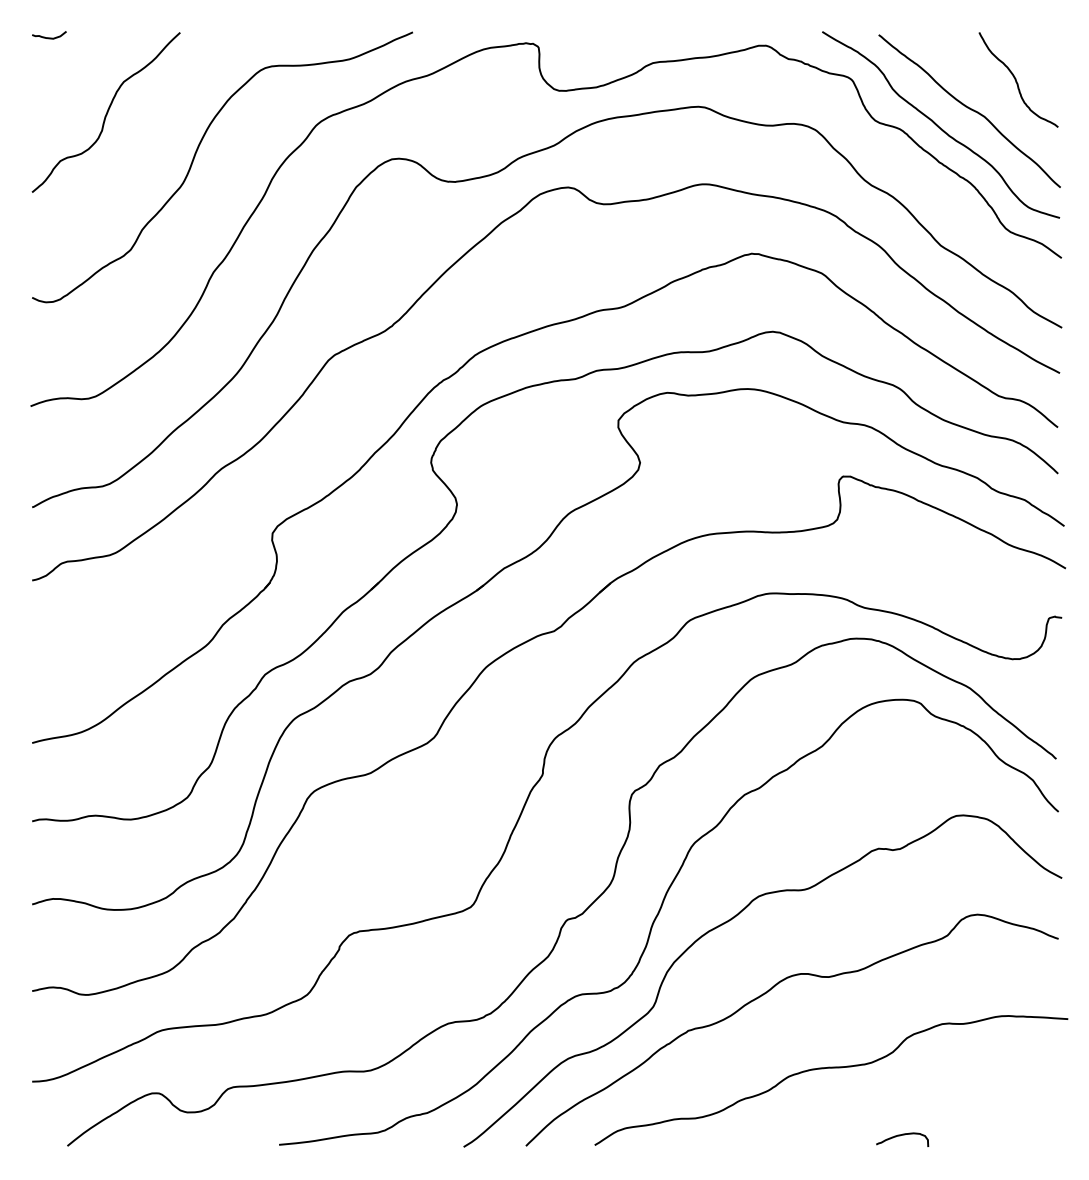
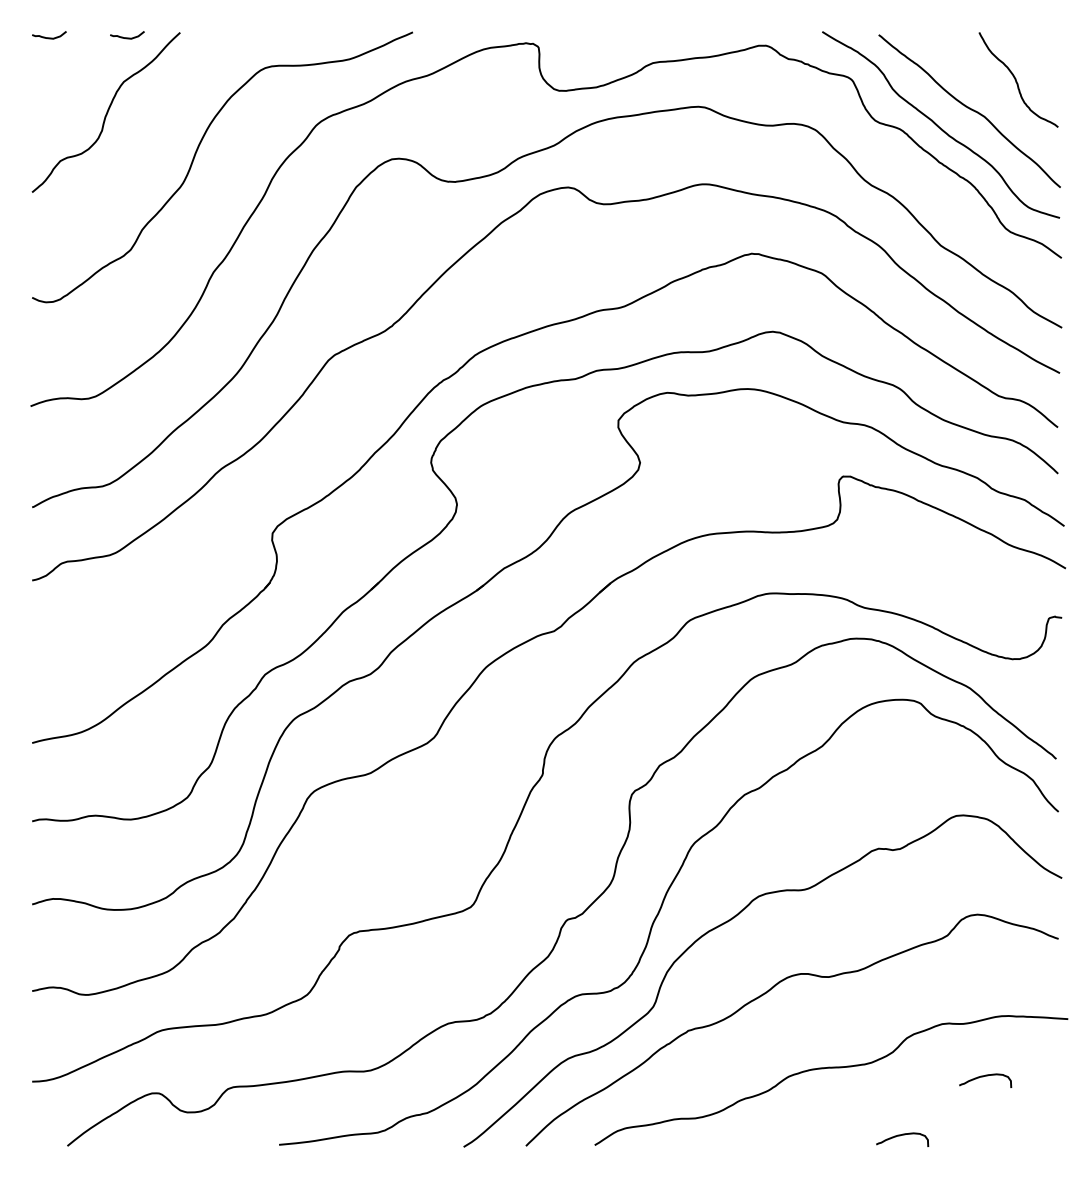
curve: none -> present (127, 37)
curve: none -> present (983, 1077)
